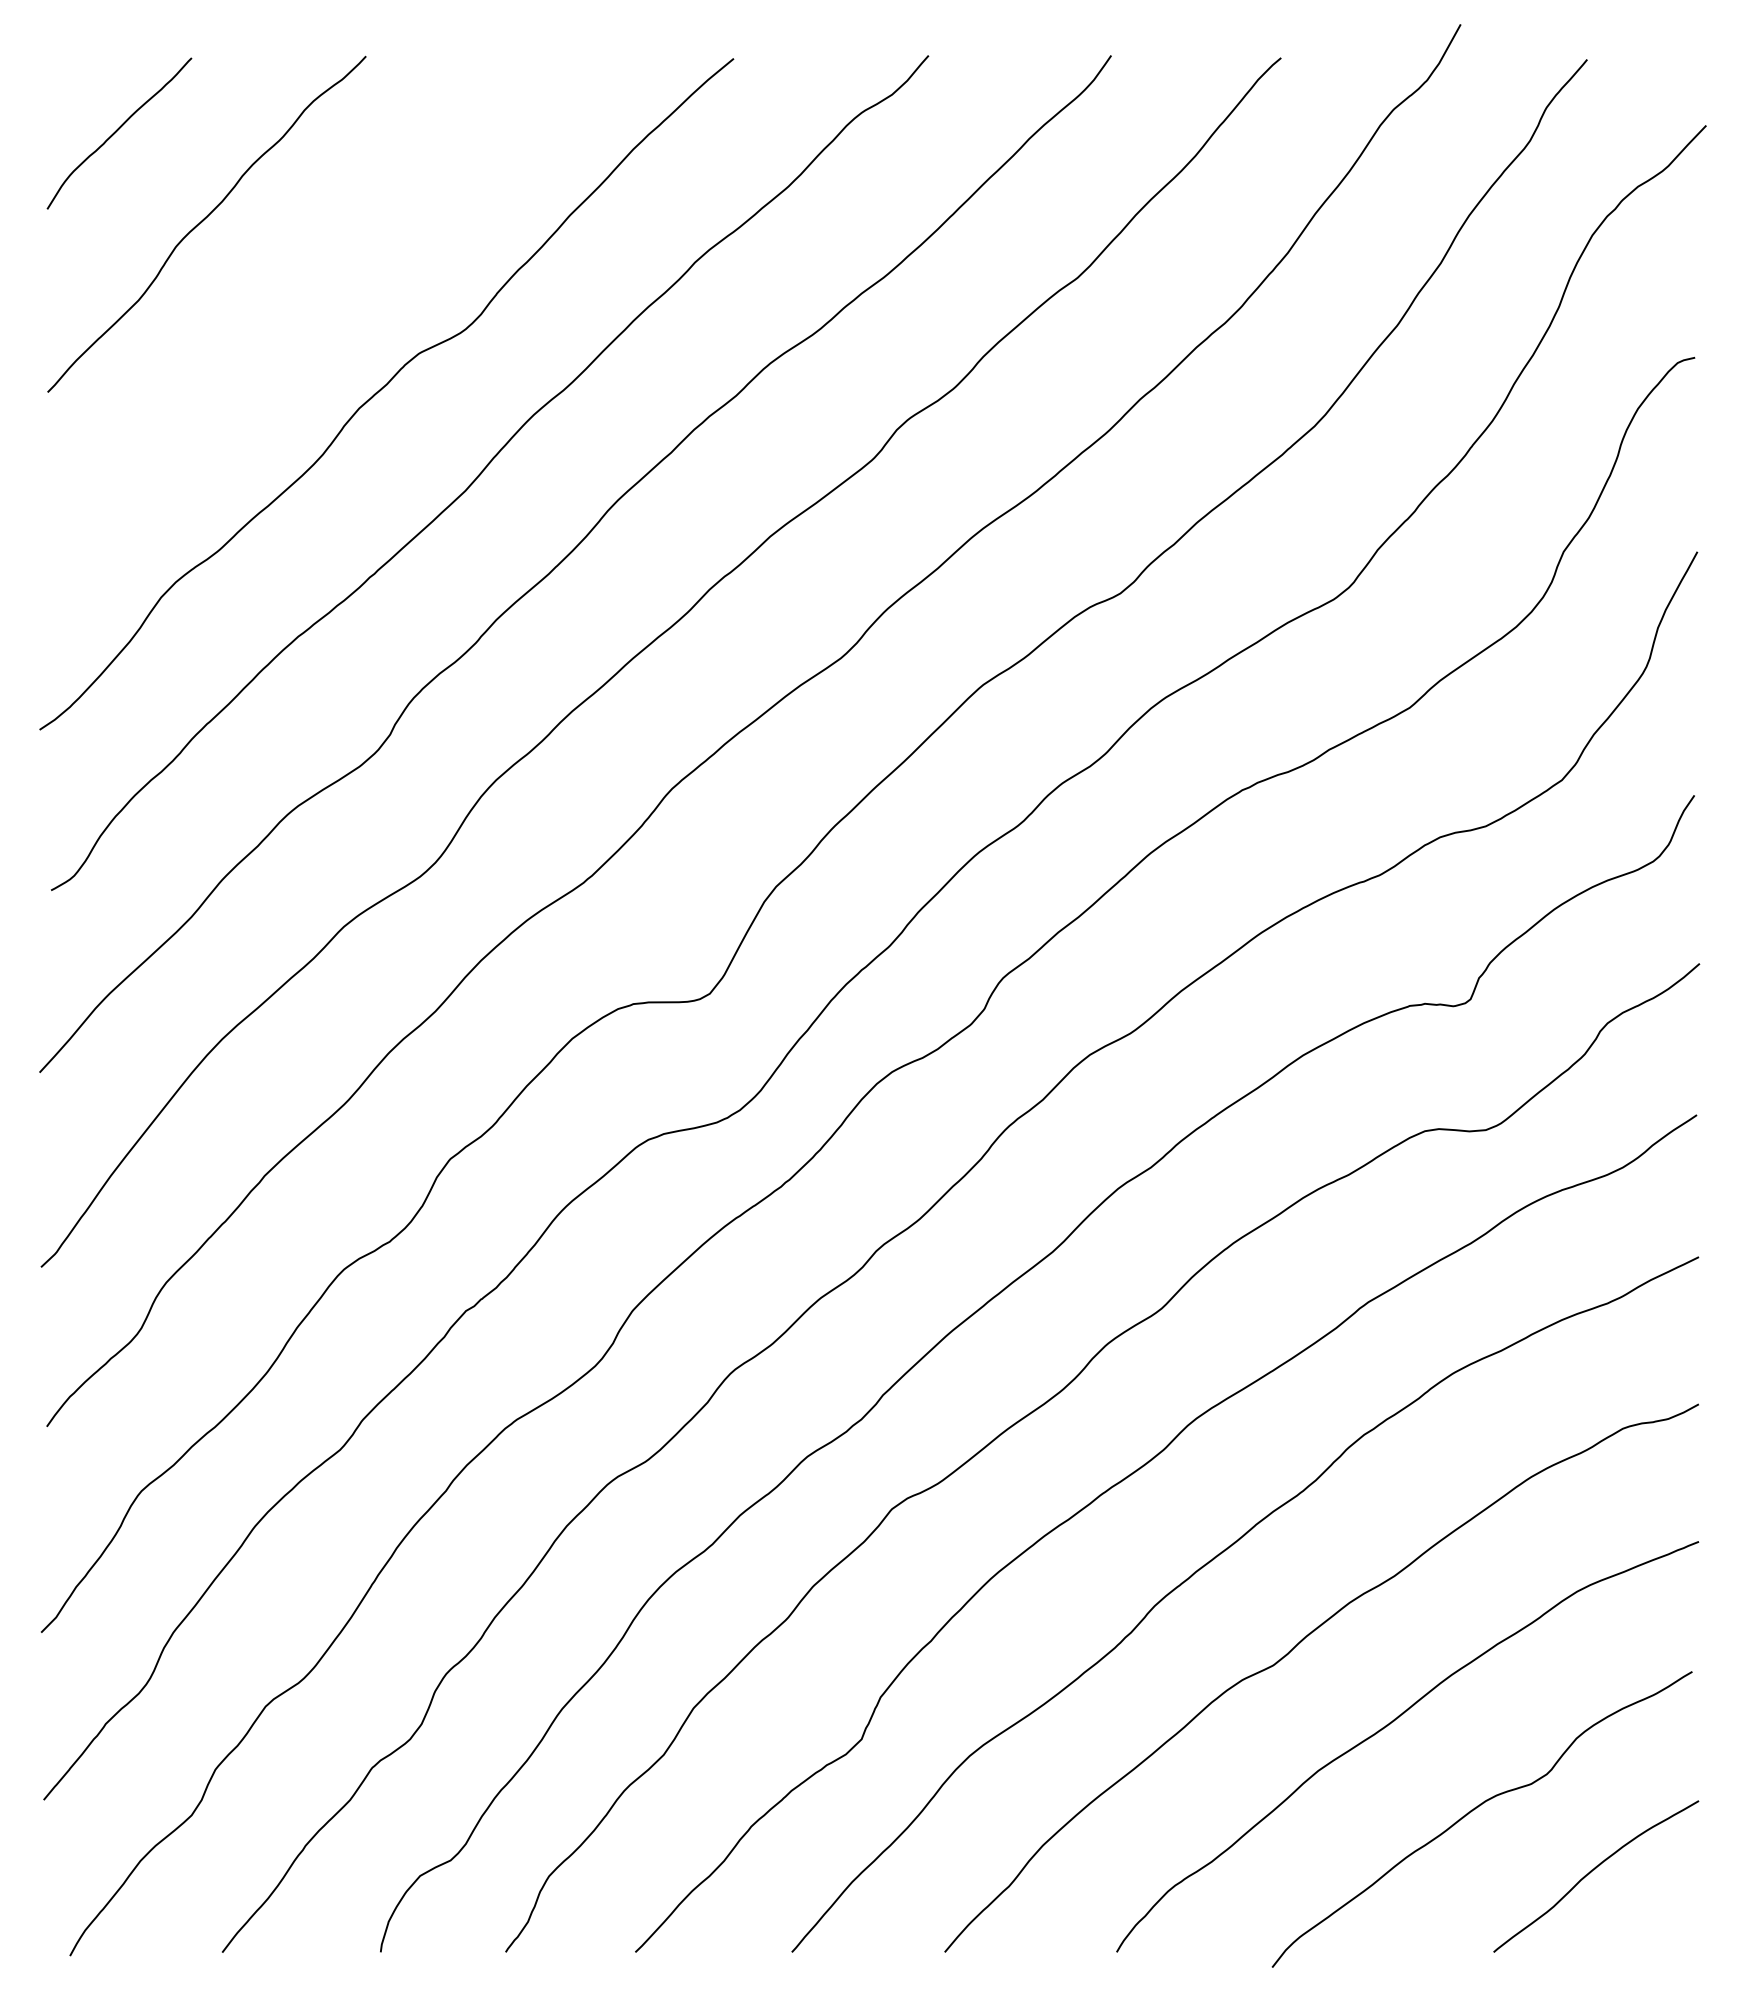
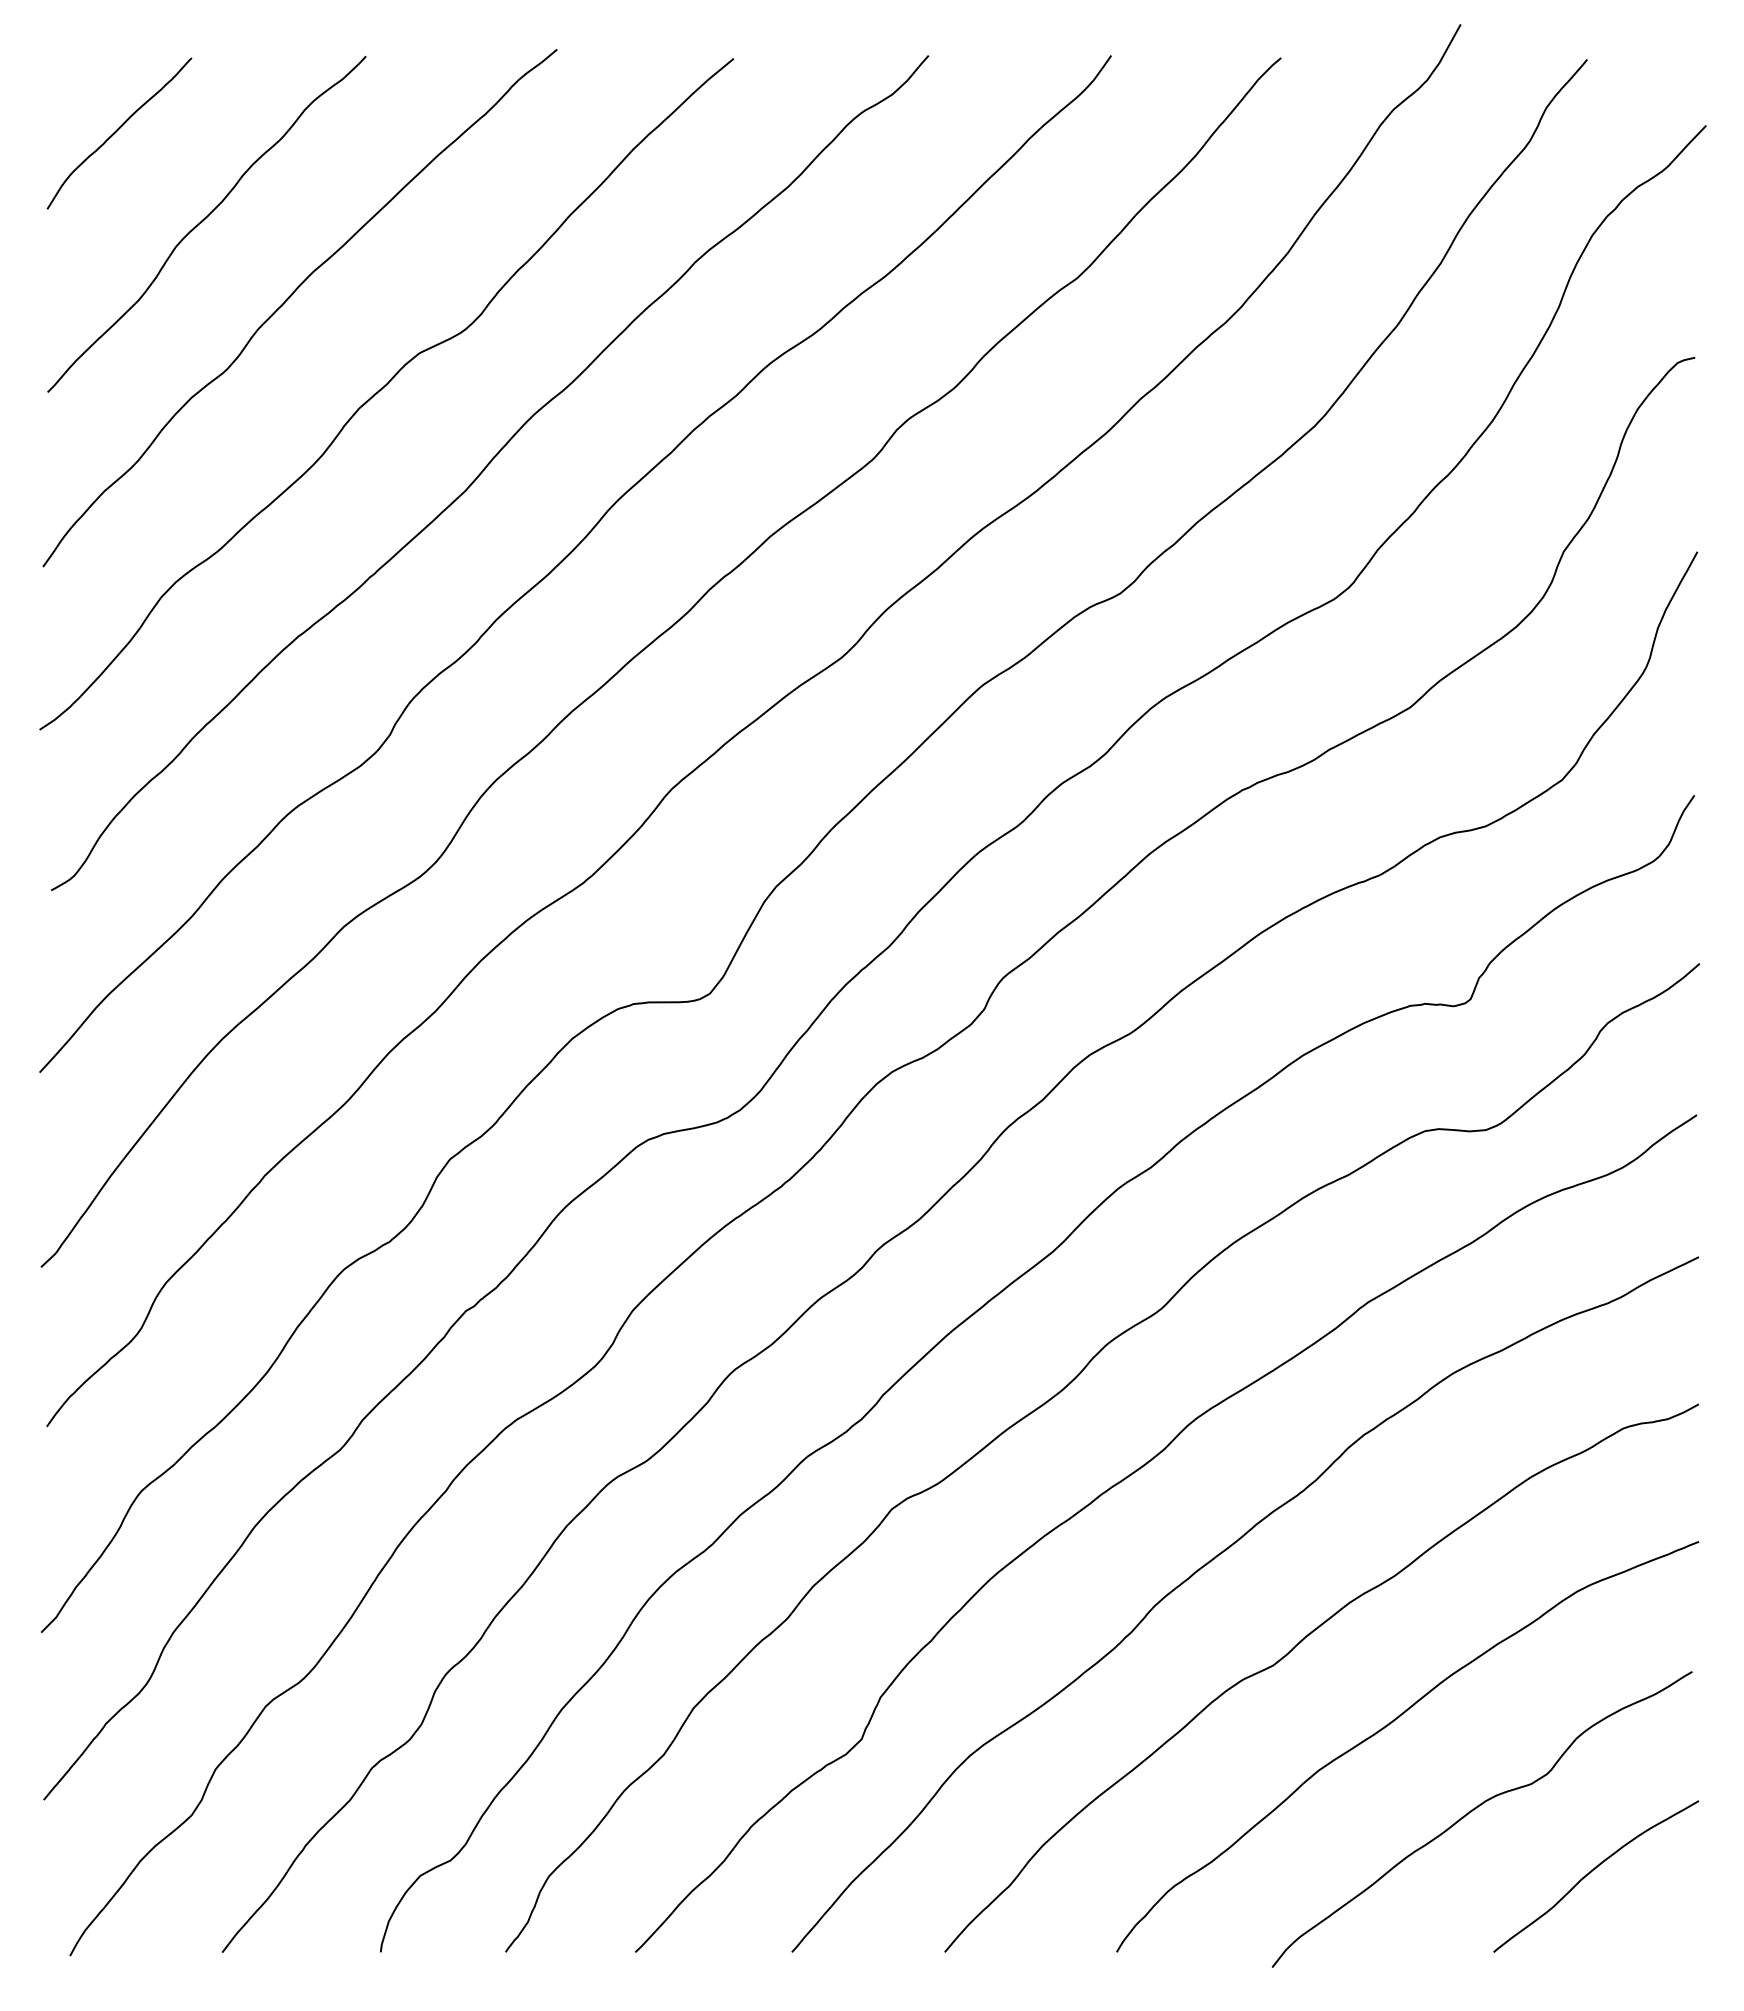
curve: none -> present (289, 298)
